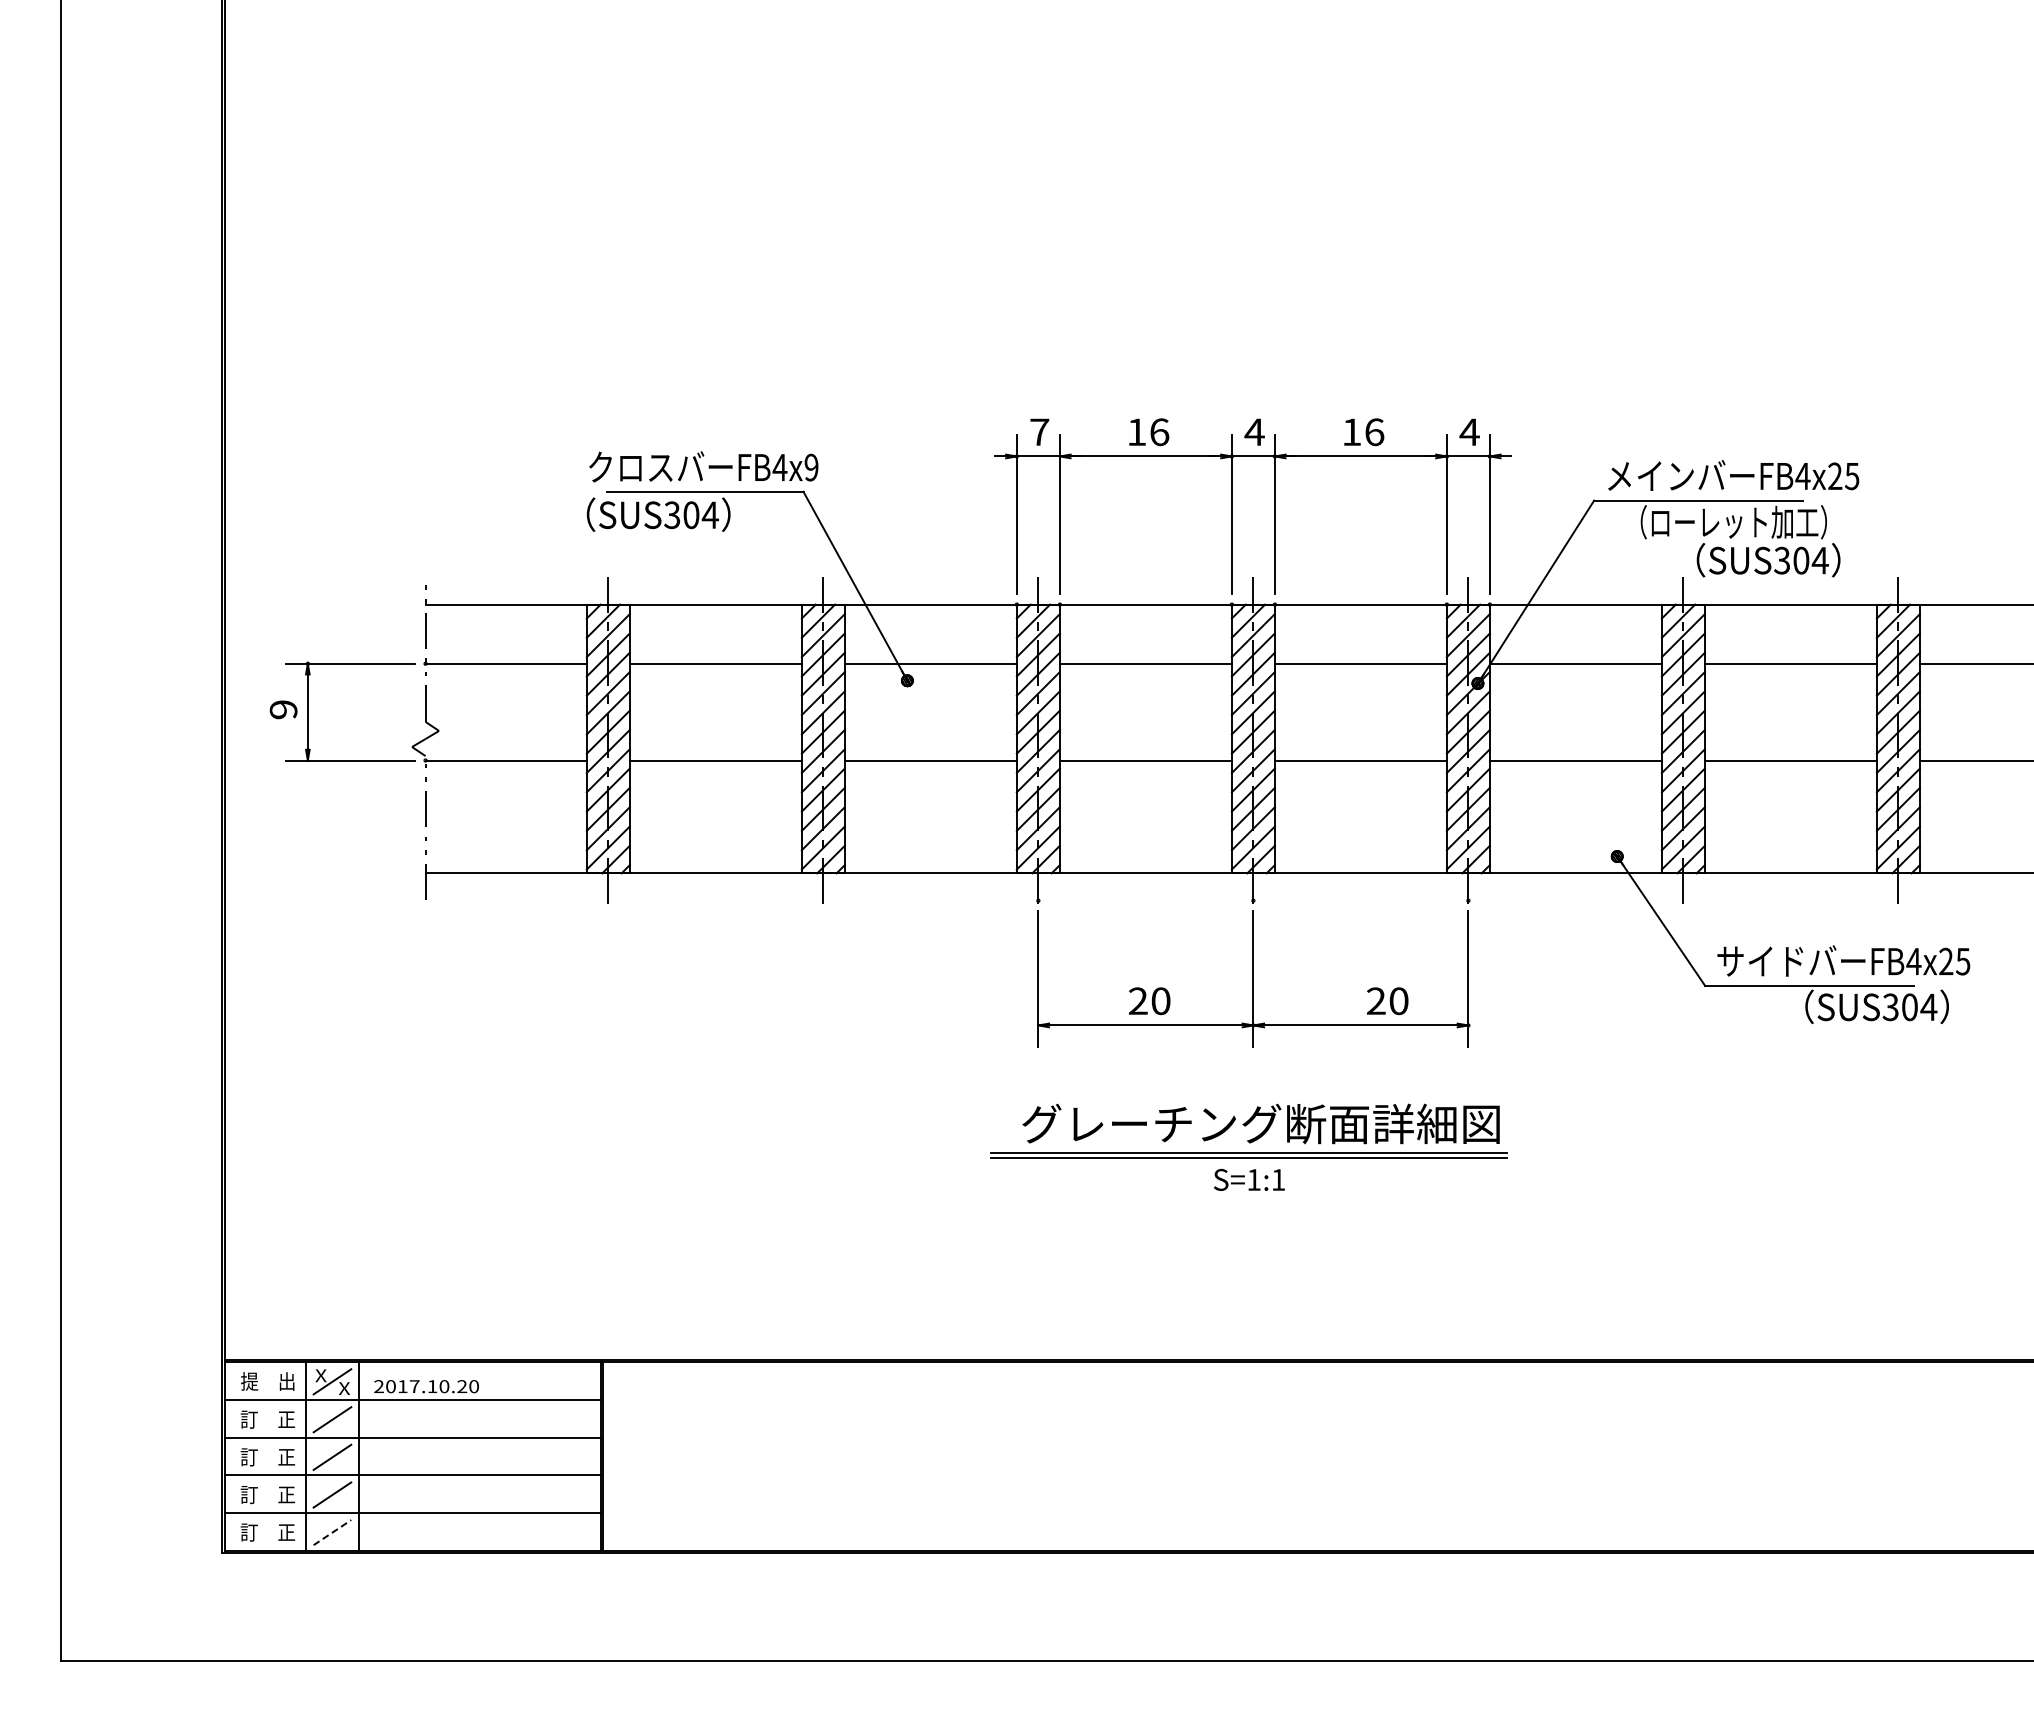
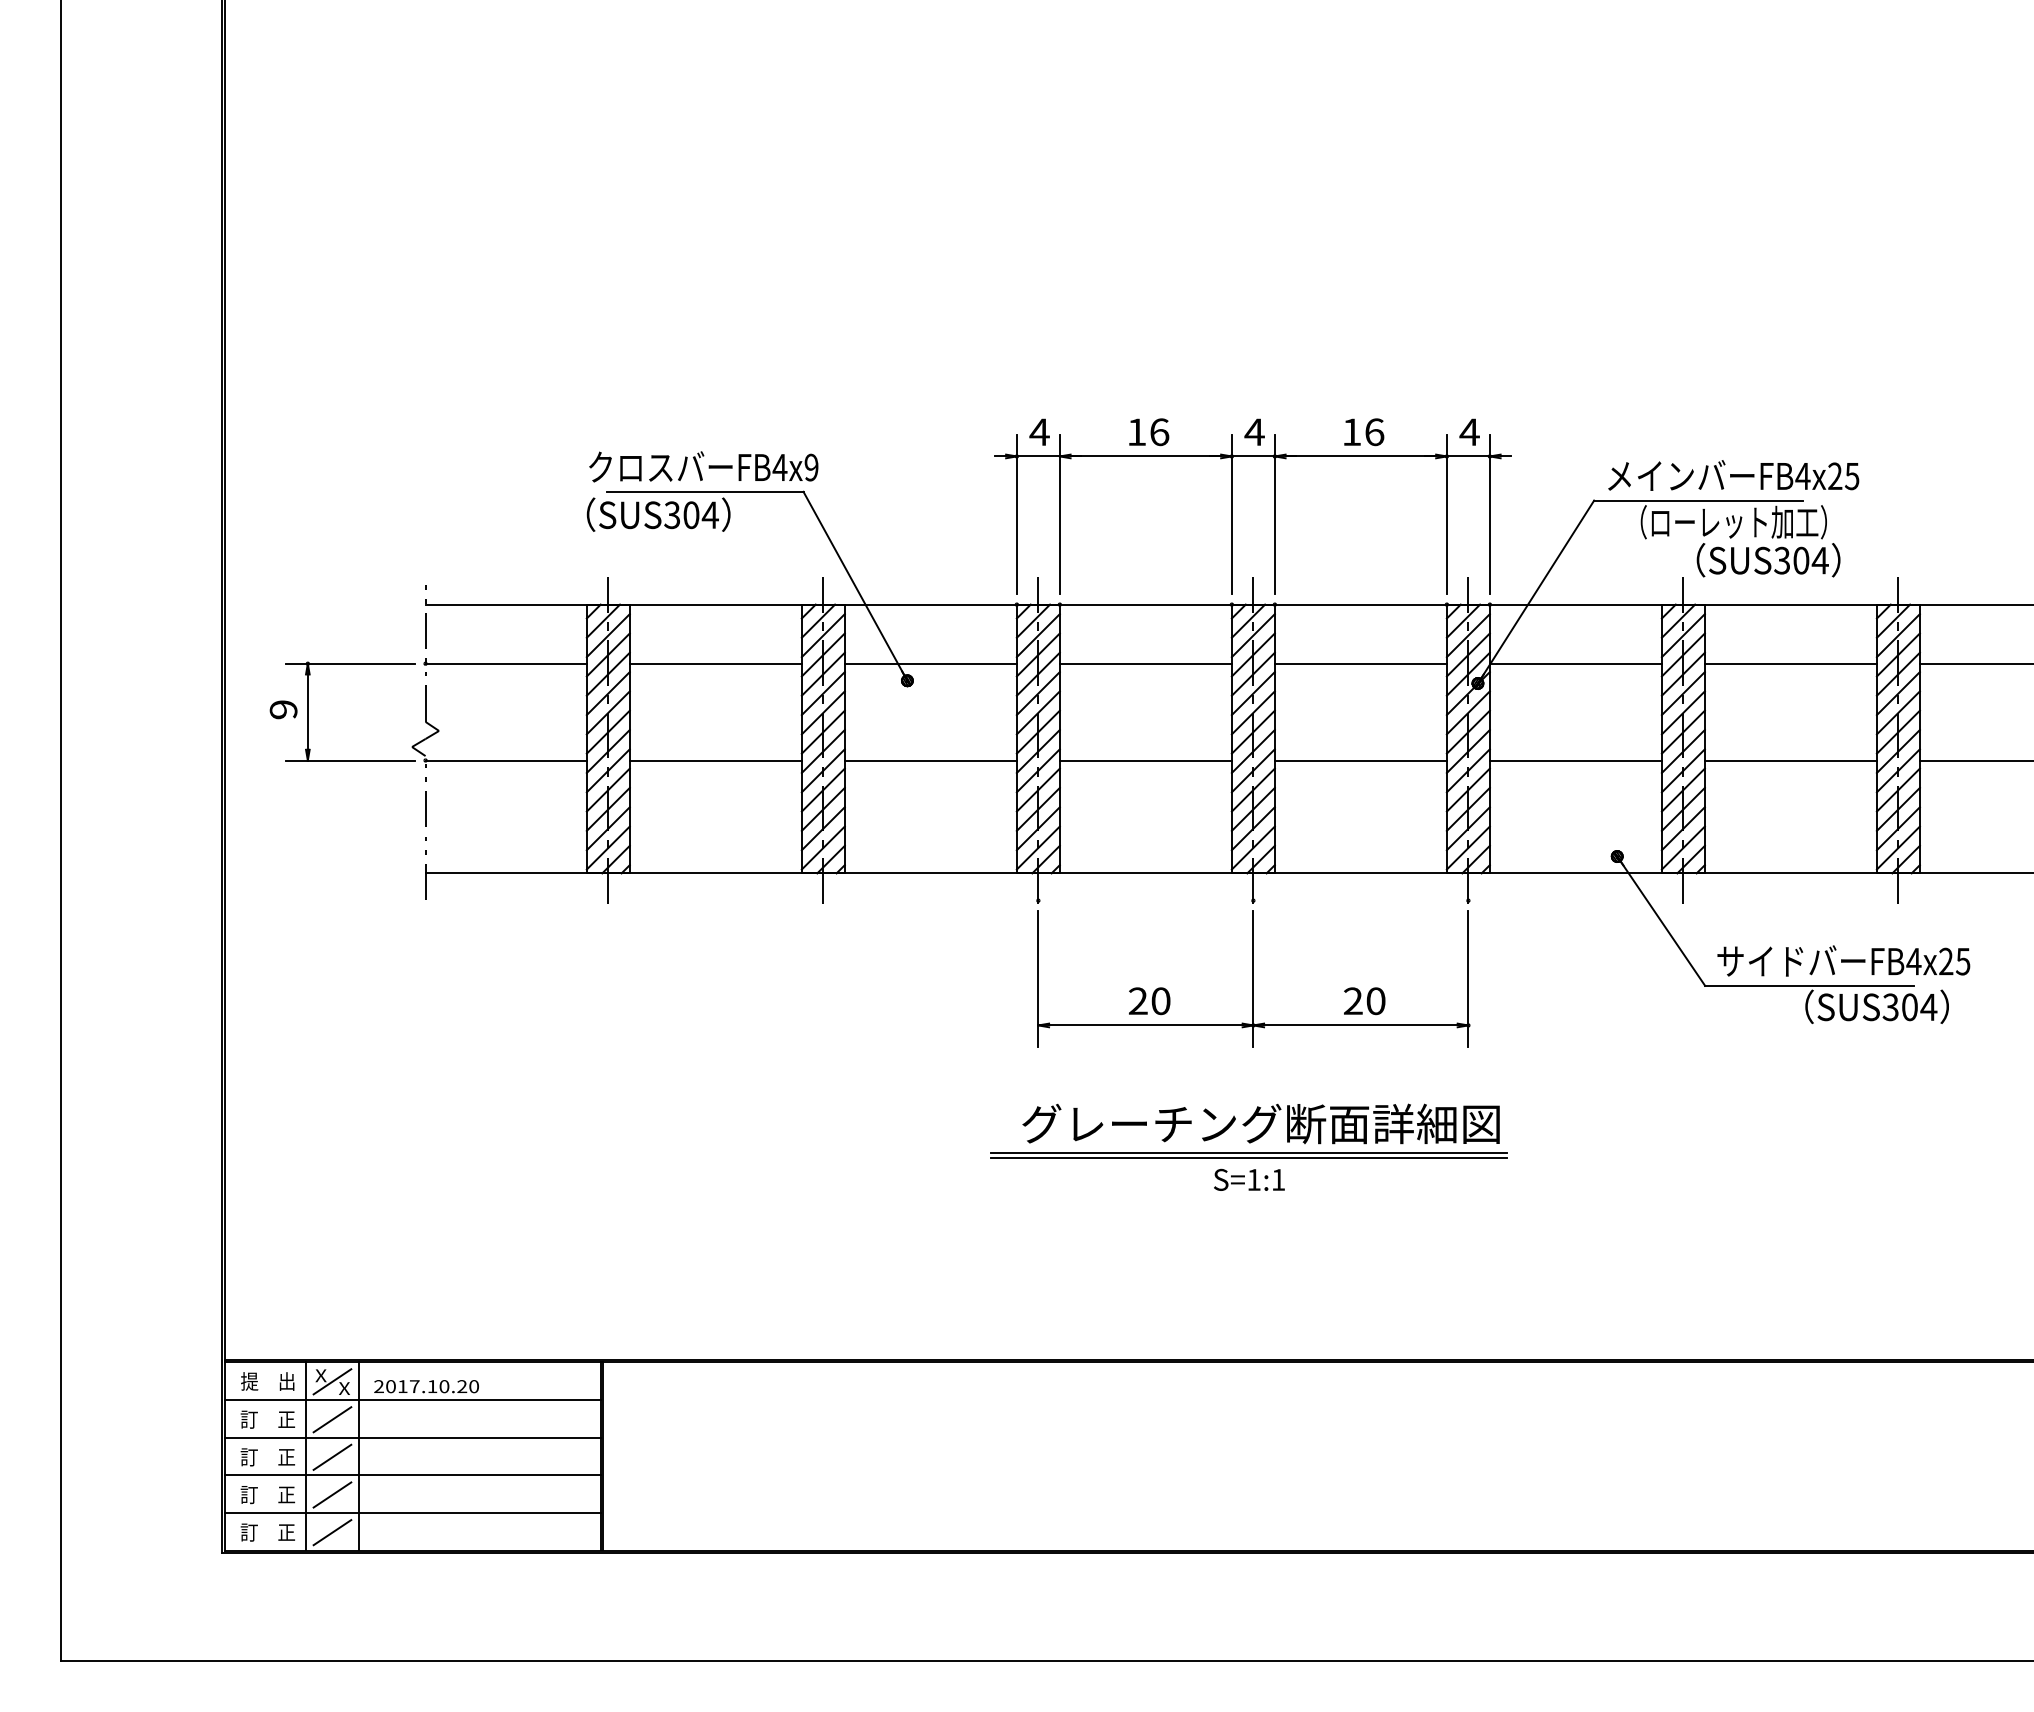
text: 7 -> 4 (1039, 431)
text position: (1387, 1001) -> (1364, 1001) (1364, 1001)
line: dashed -> solid (332, 1532)
